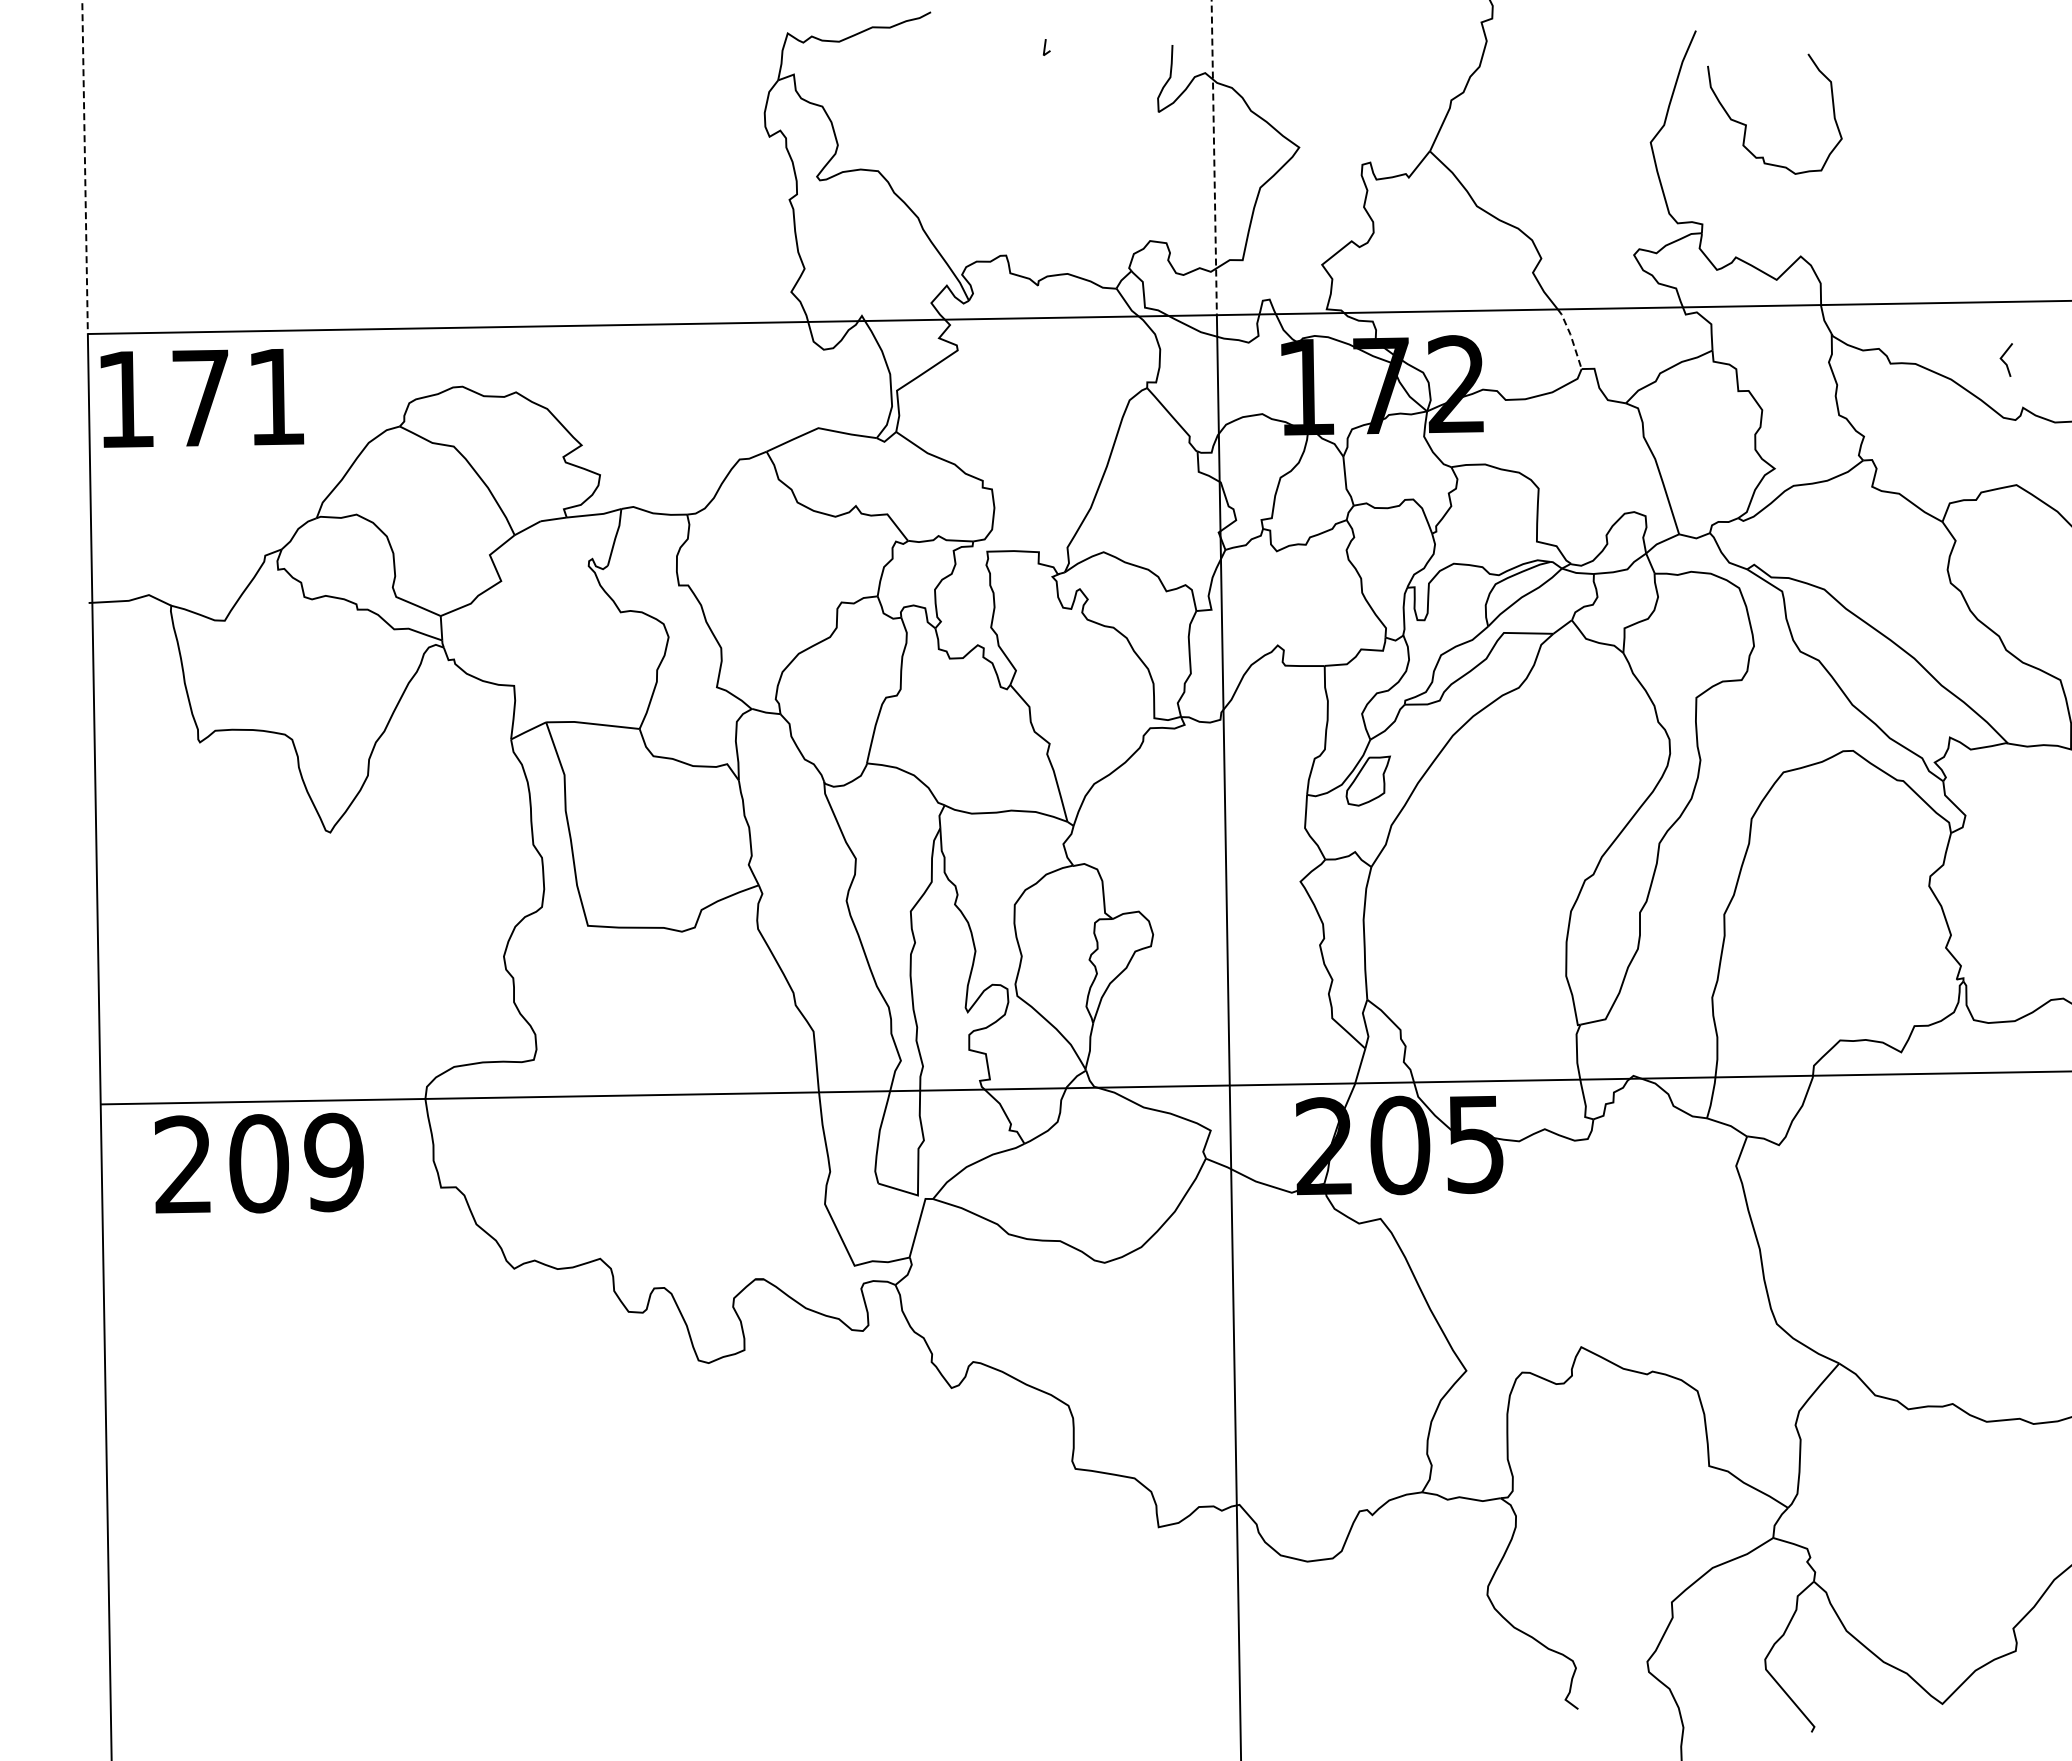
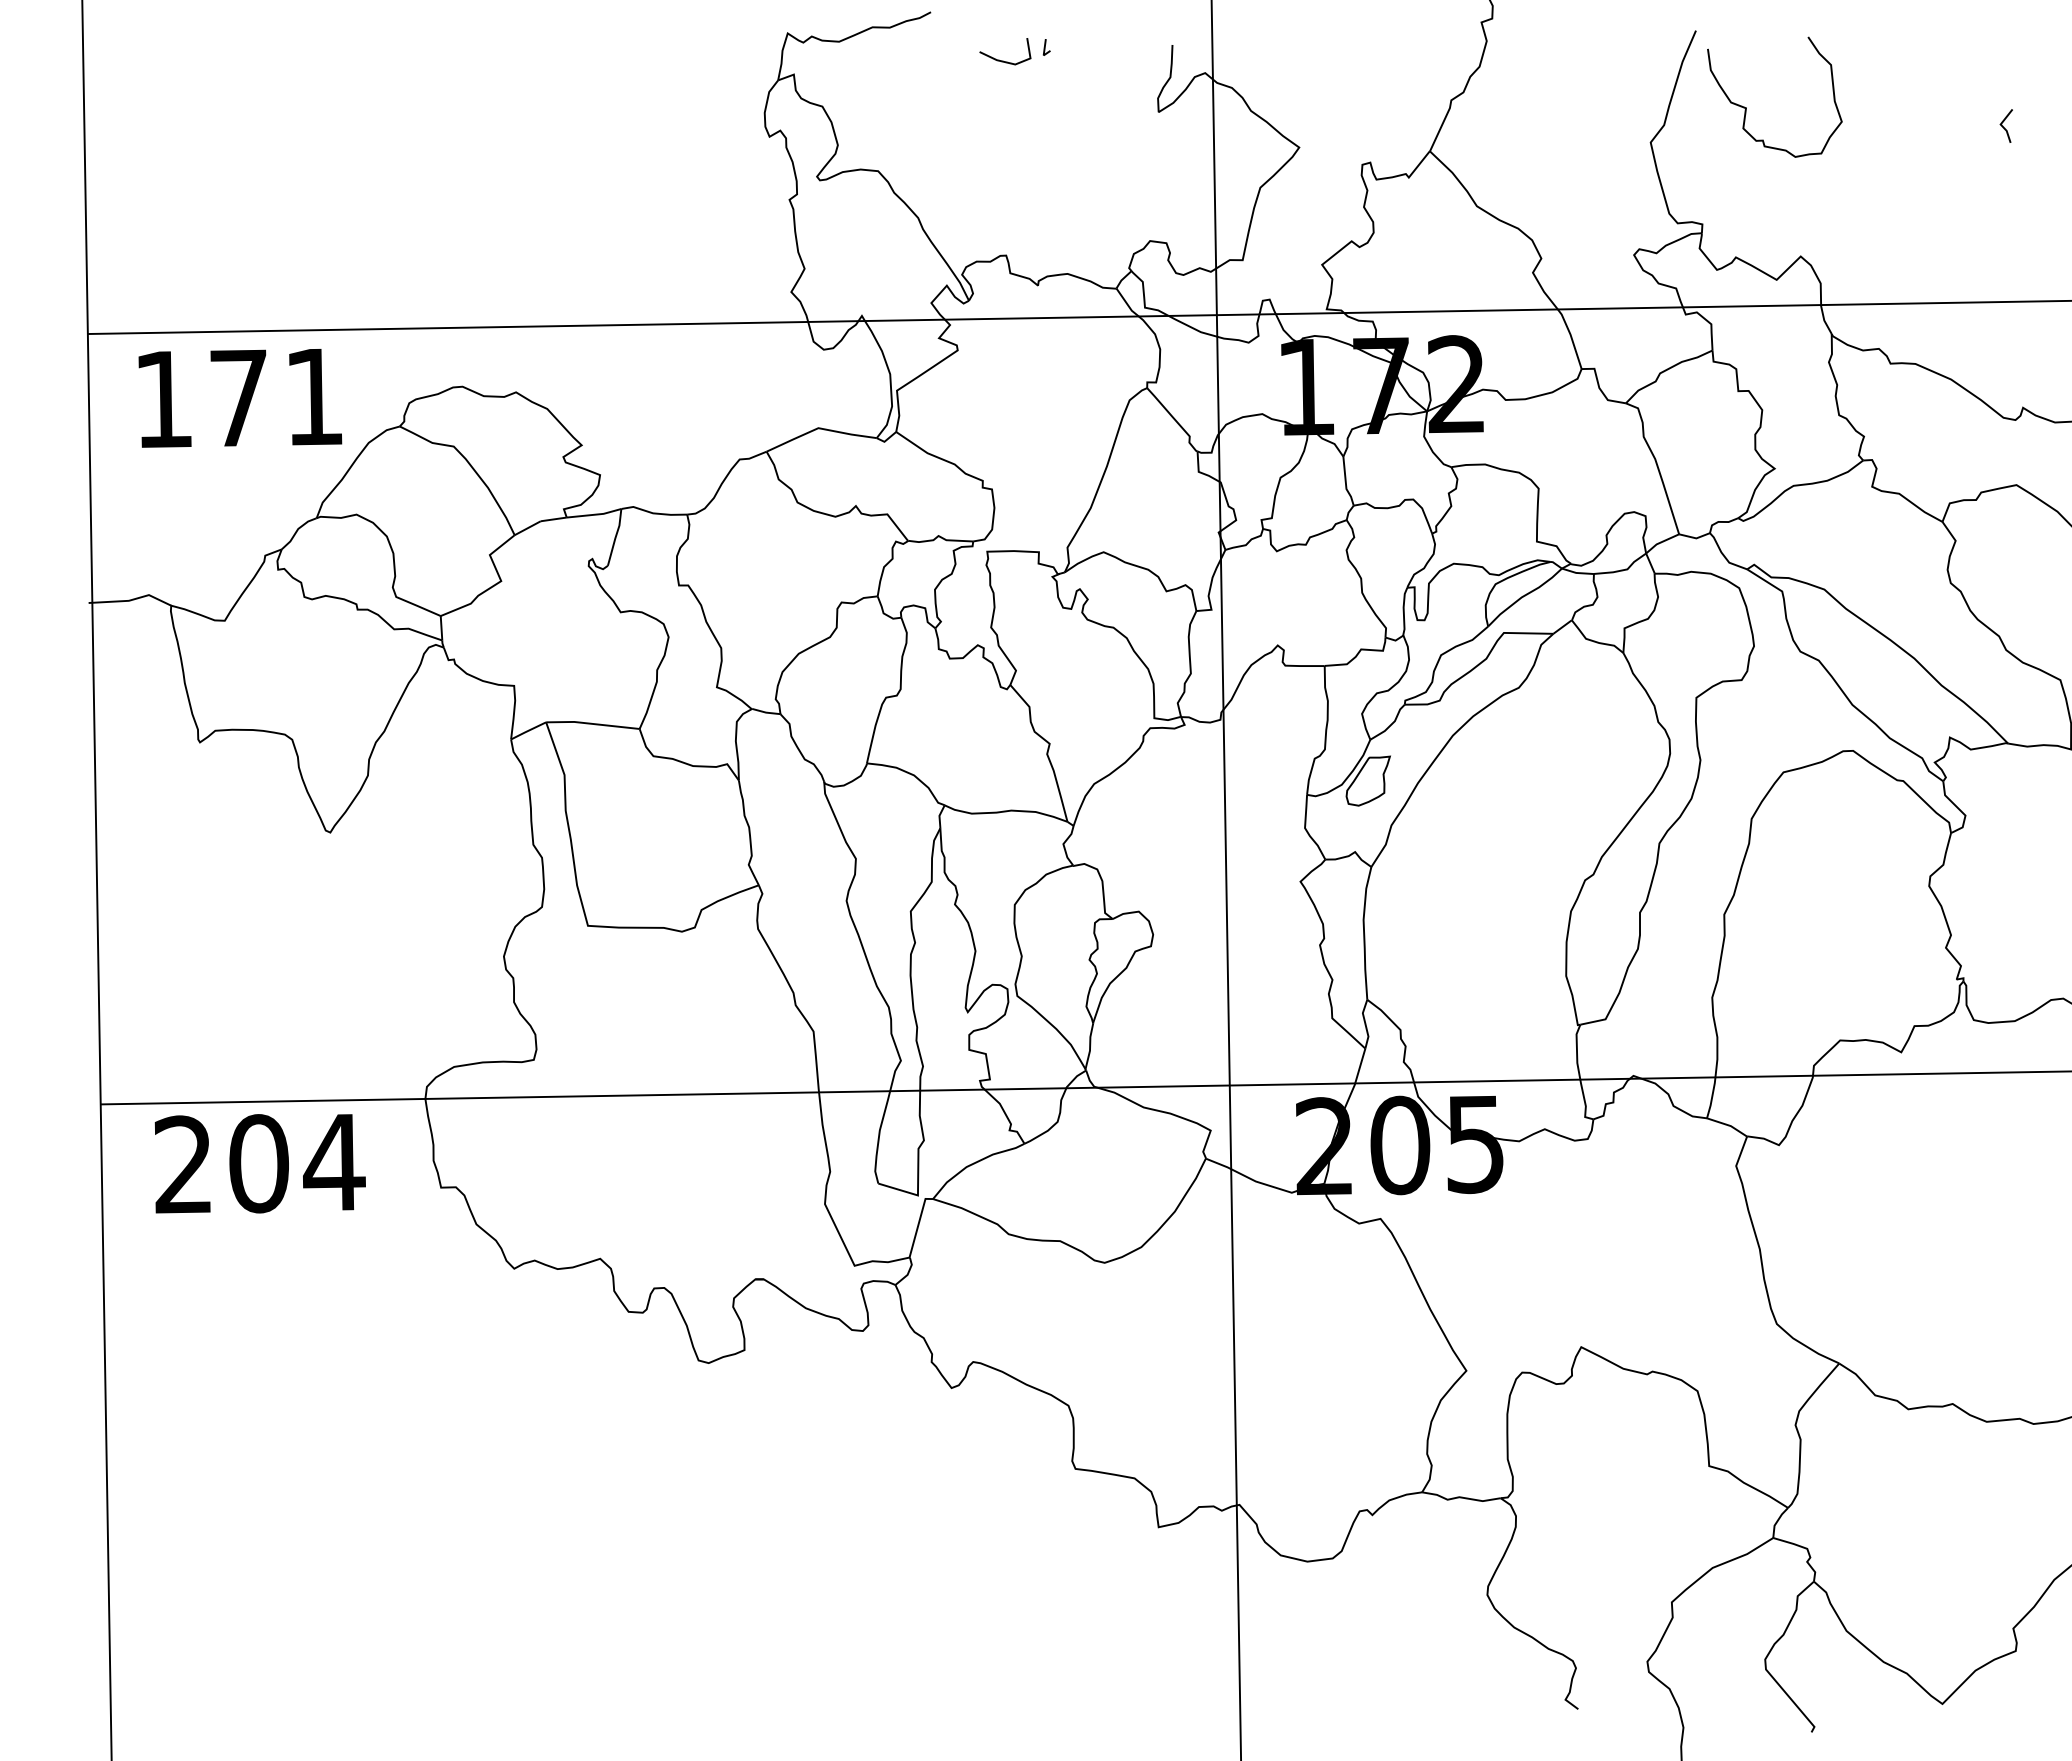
line: none -> present (1003, 60)
curve position: (1746, 124) -> (1746, 107) (1746, 107)
line: dashed -> solid (1214, 158)
line: dashed -> solid (85, 167)
line: dashed -> solid (1571, 337)
line position: (2003, 360) -> (2003, 126) (2003, 126)
text position: (202, 398) -> (240, 398) (240, 398)
text: 209 -> 204 (334, 1162)
